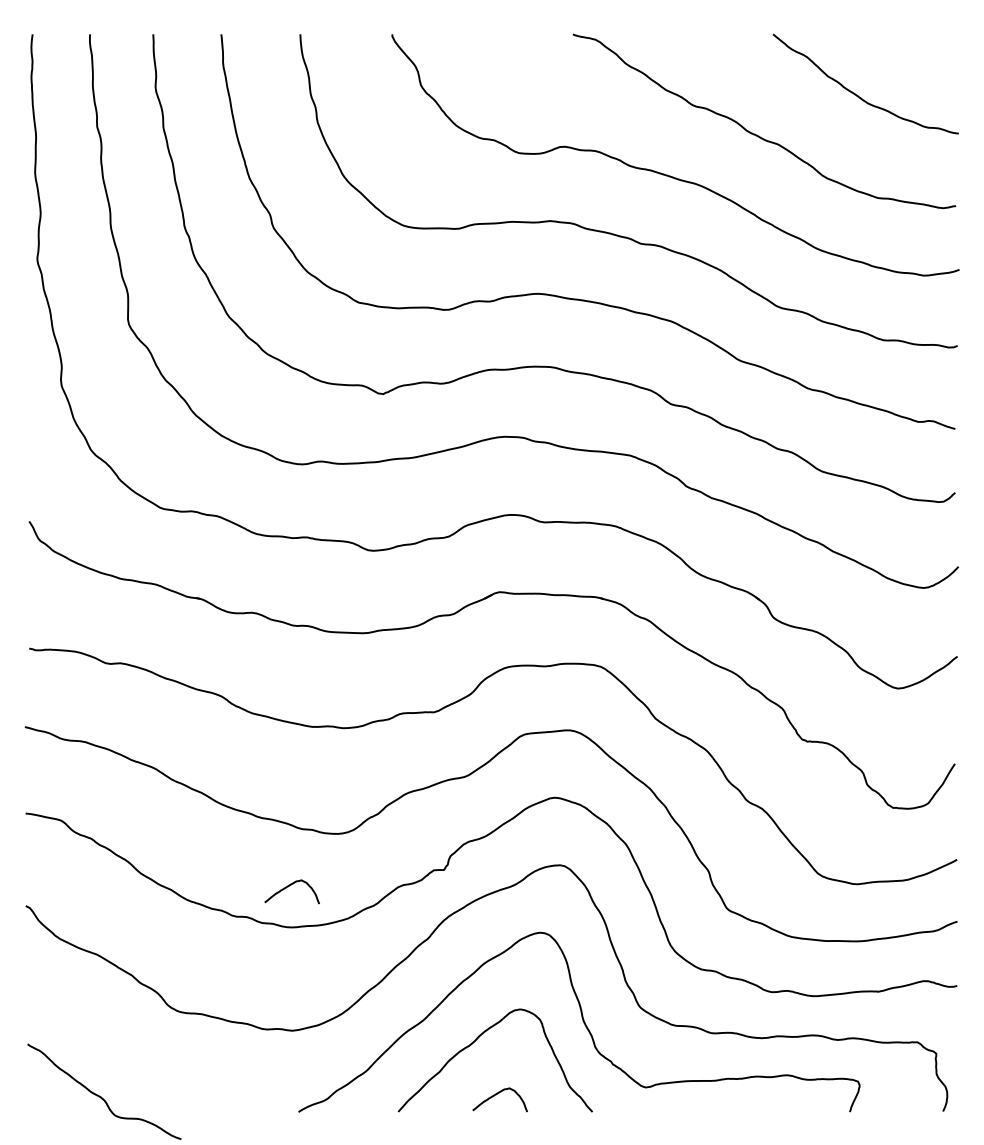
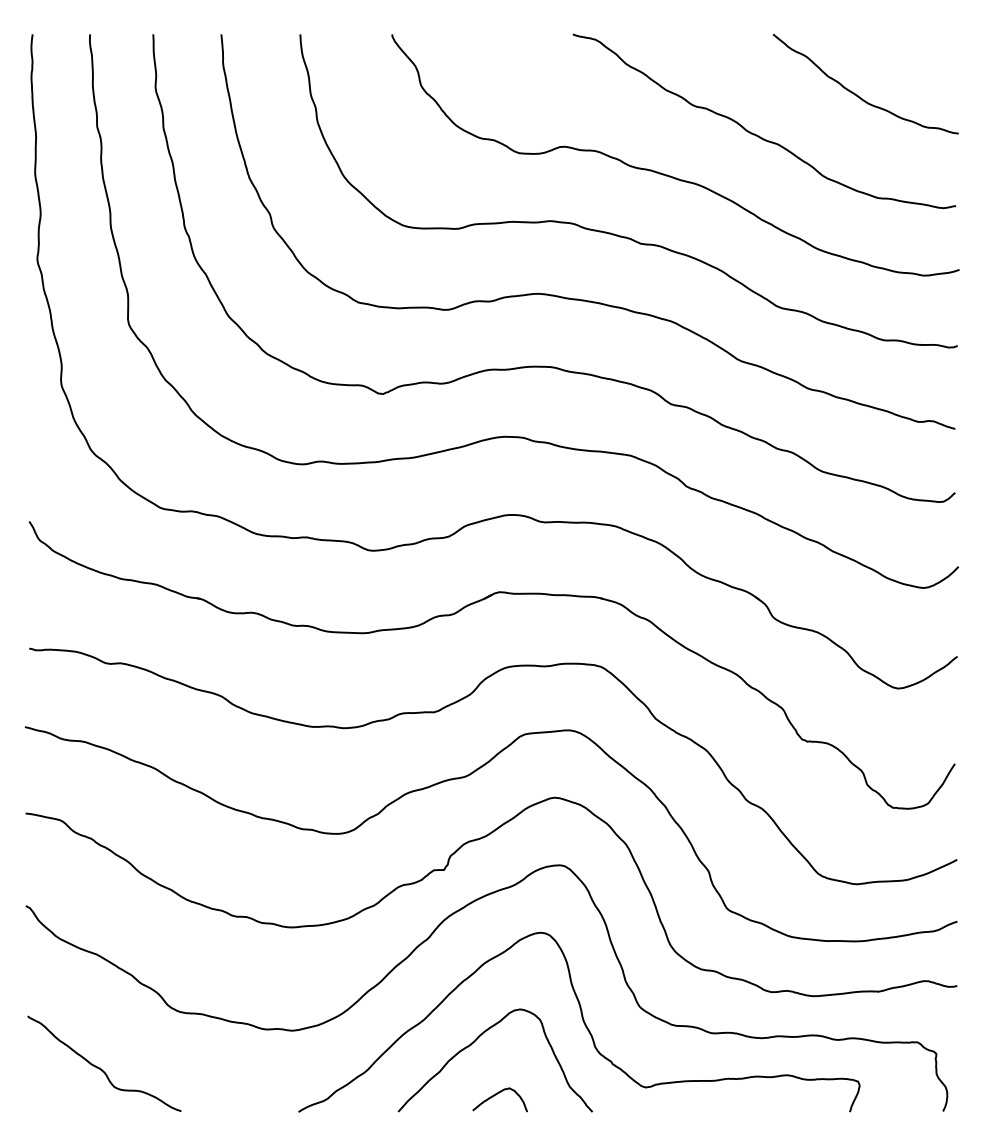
curve: present -> none (288, 887)
curve position: (101, 1096) -> (101, 1068) (101, 1068)
